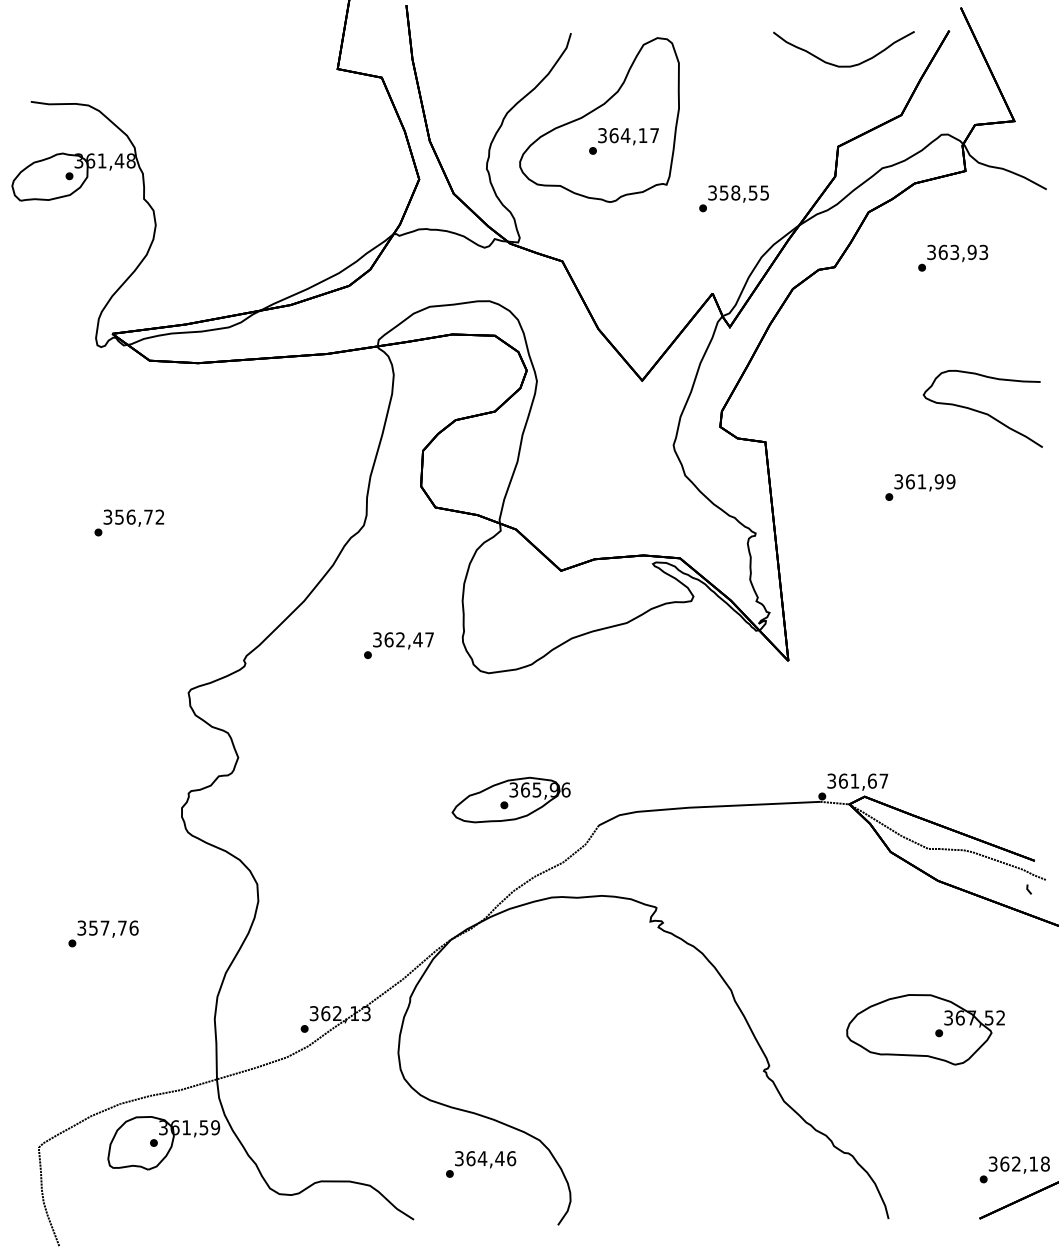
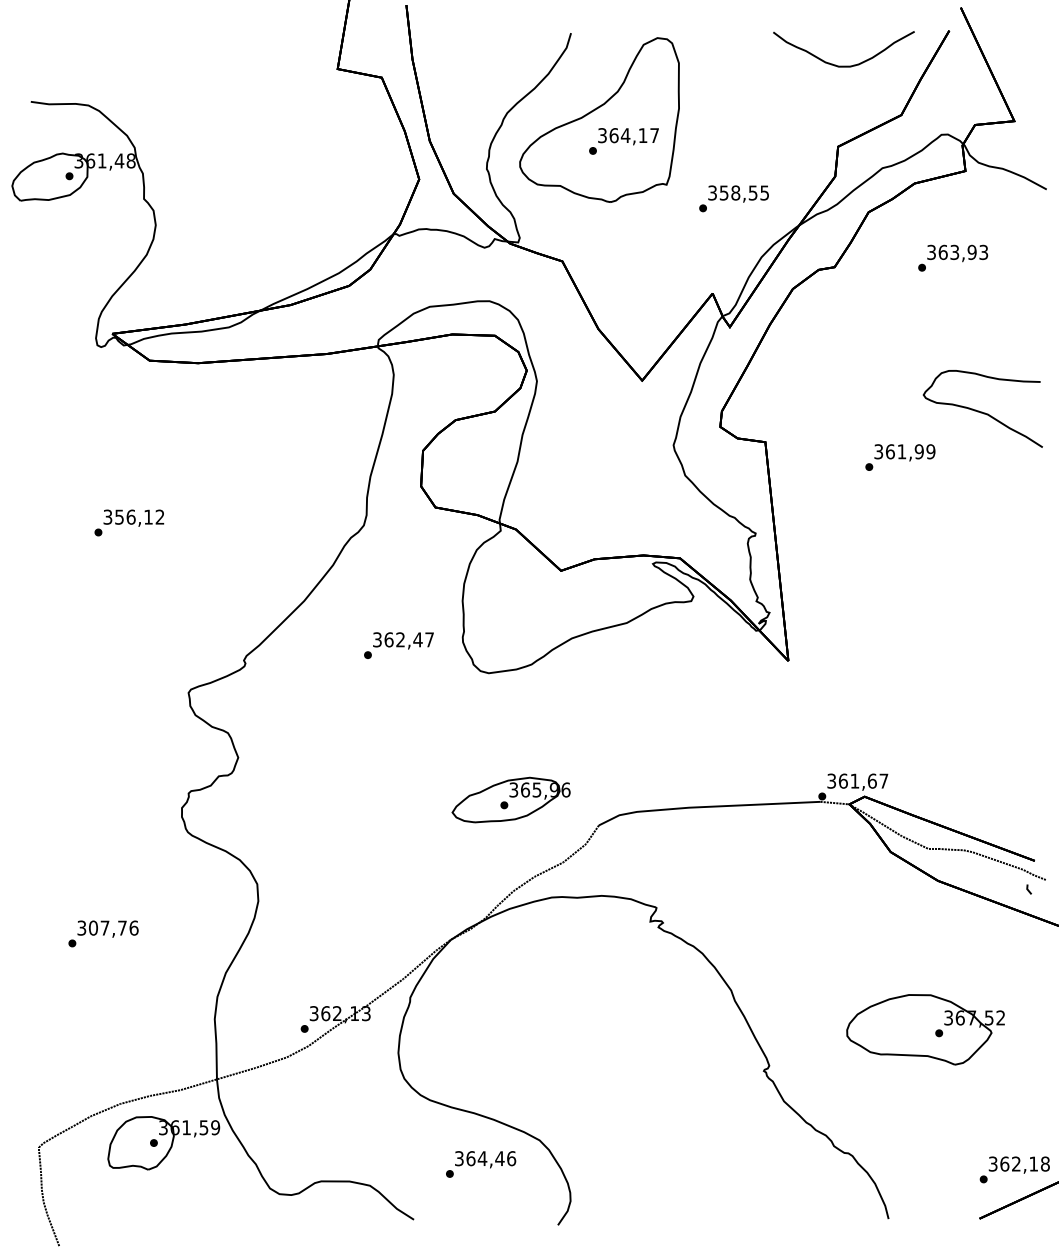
text position: (920, 487) -> (900, 457) (900, 457)
text: 356,72 -> 356,12 (148, 516)
text: 357,76 -> 307,76 (93, 927)
